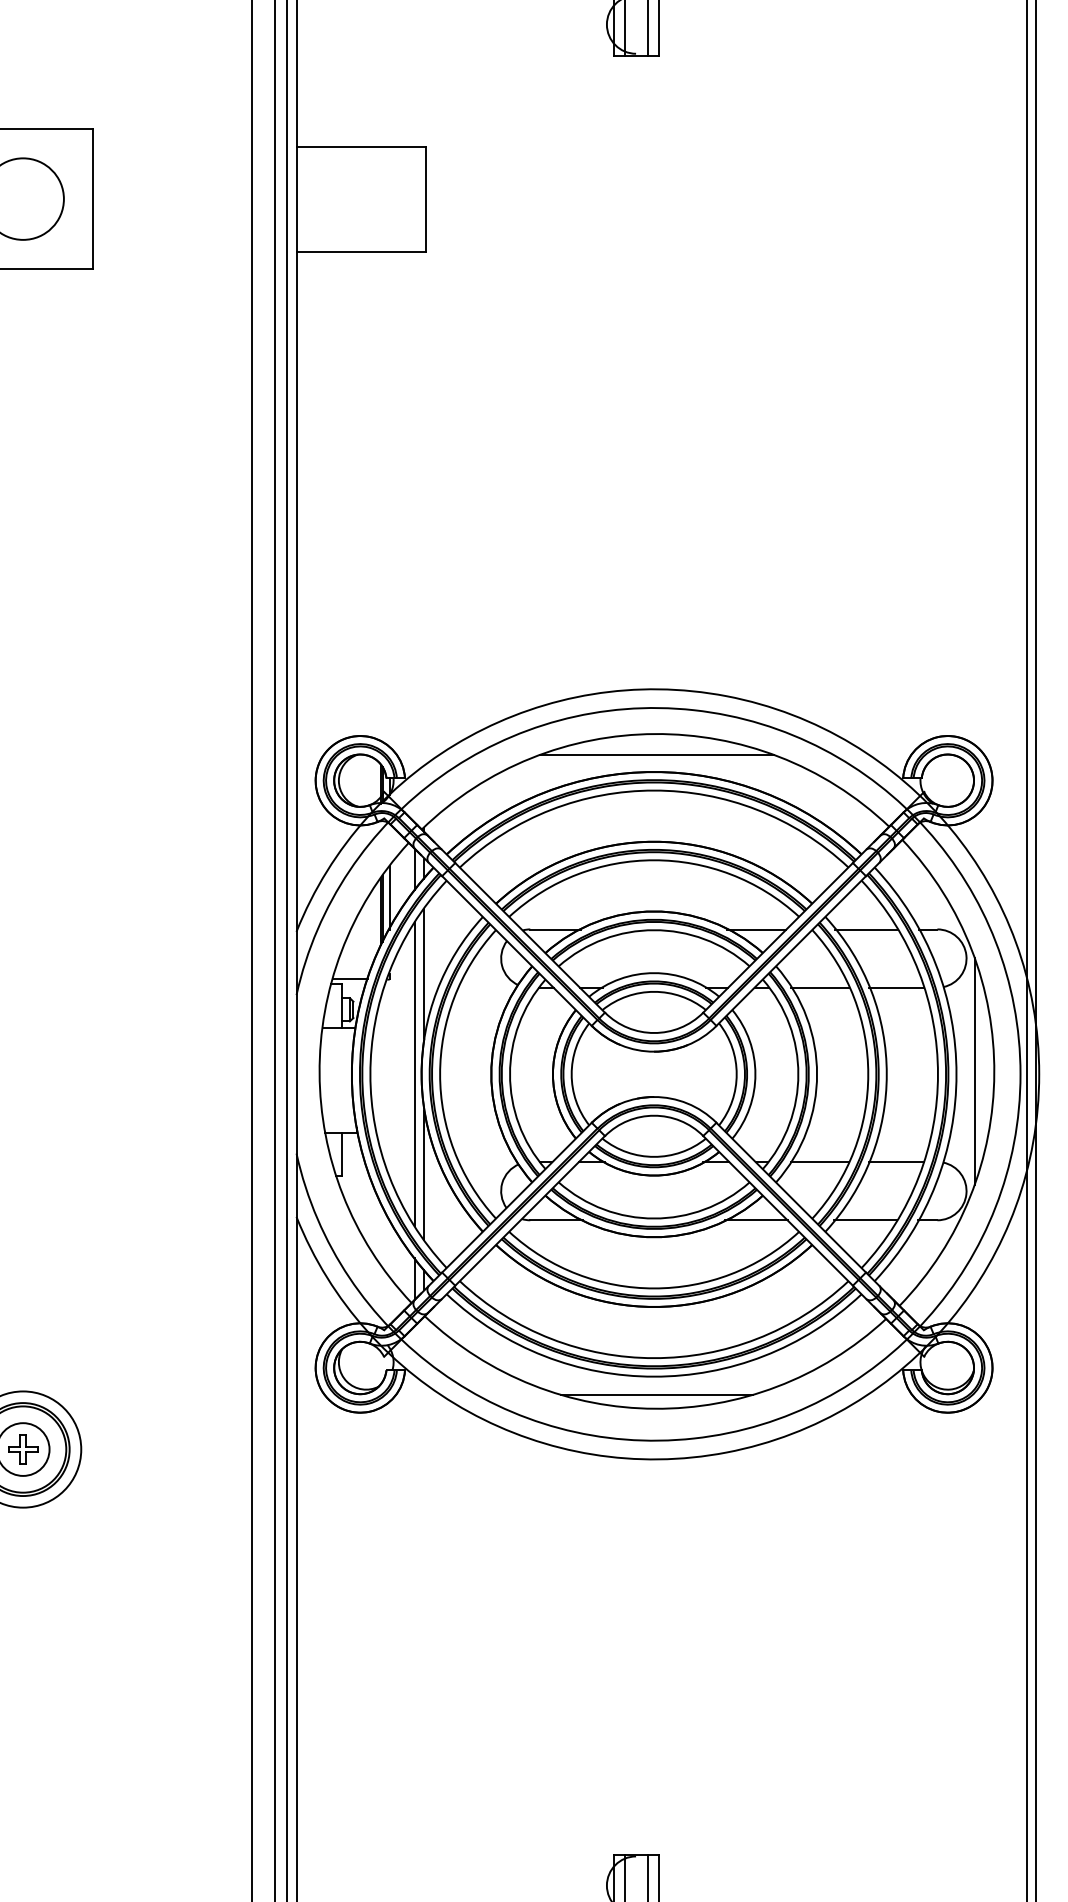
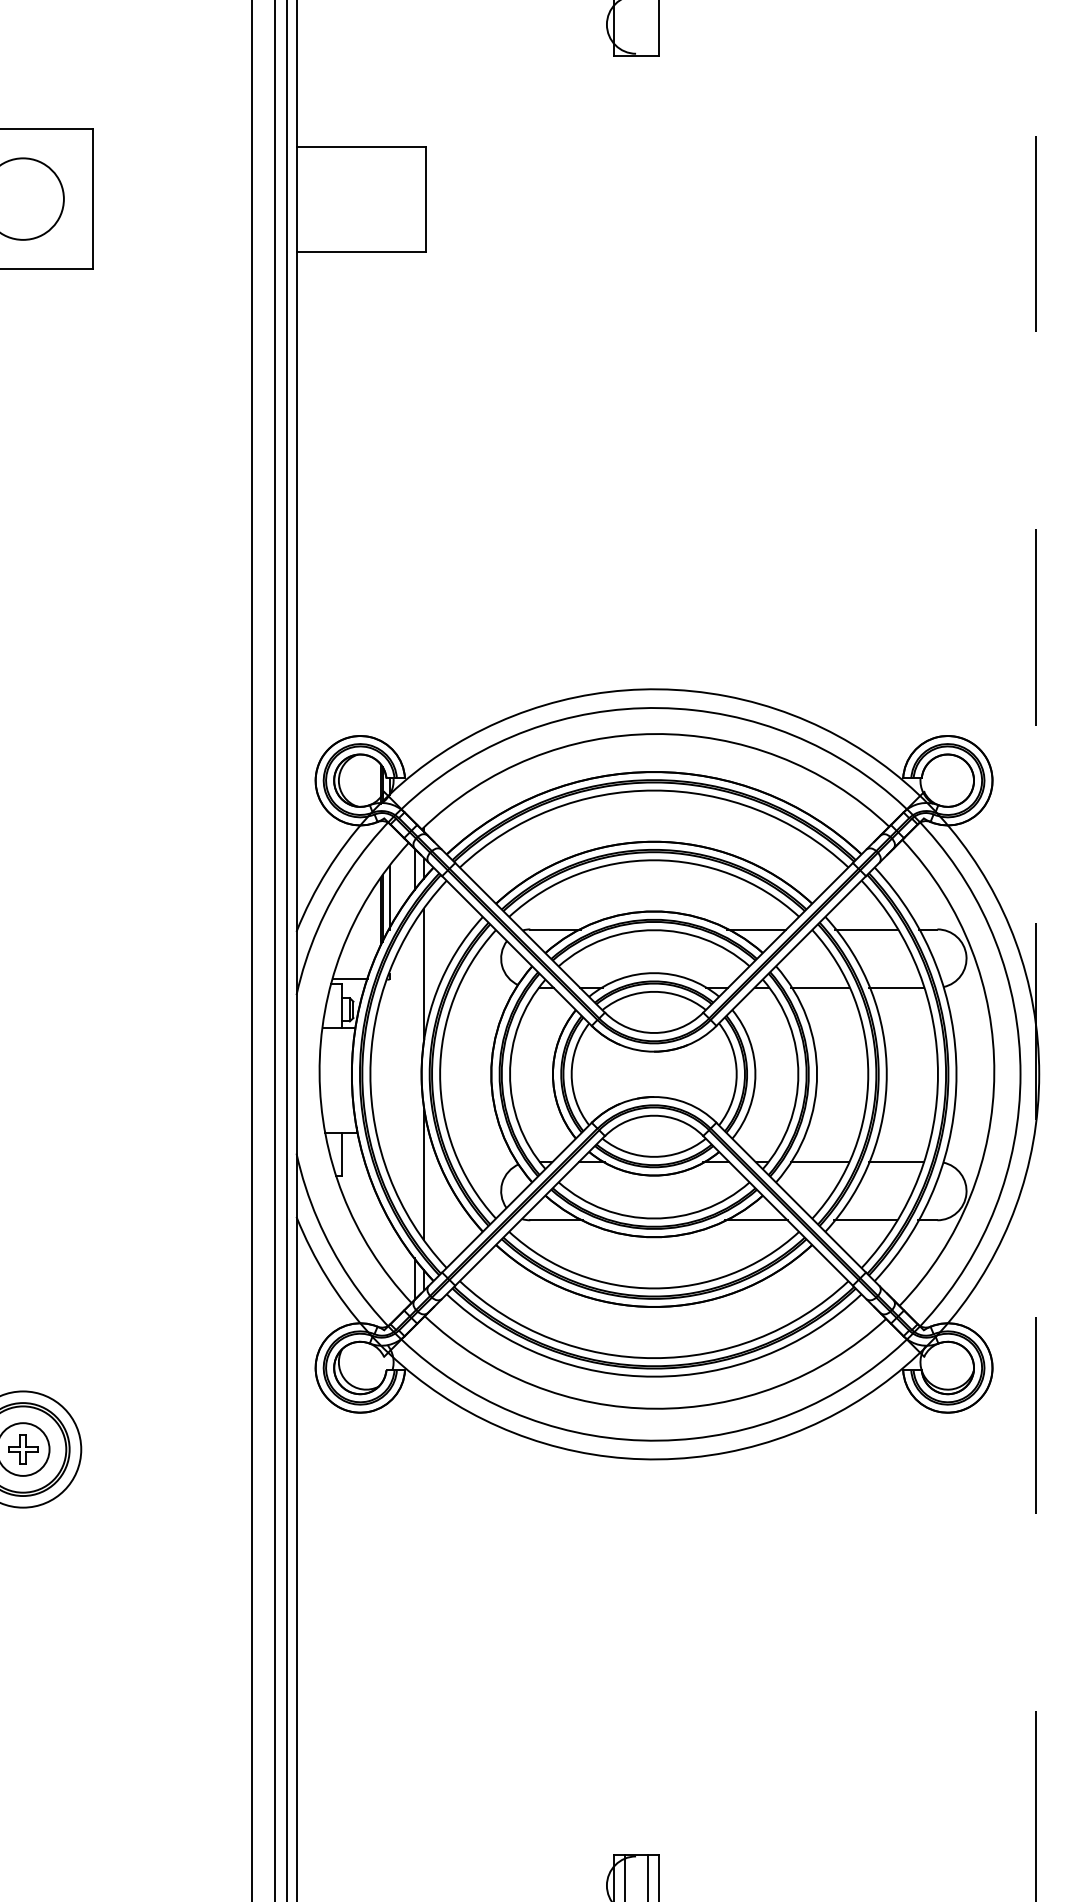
line: present -> none (625, 28)
line: present -> none (647, 28)
line: present -> none (656, 755)
line: present -> none (1026, 950)
line: solid -> dashed (1036, 951)
line: present -> none (974, 1071)
line: present -> none (415, 1074)
line: present -> none (656, 1394)
